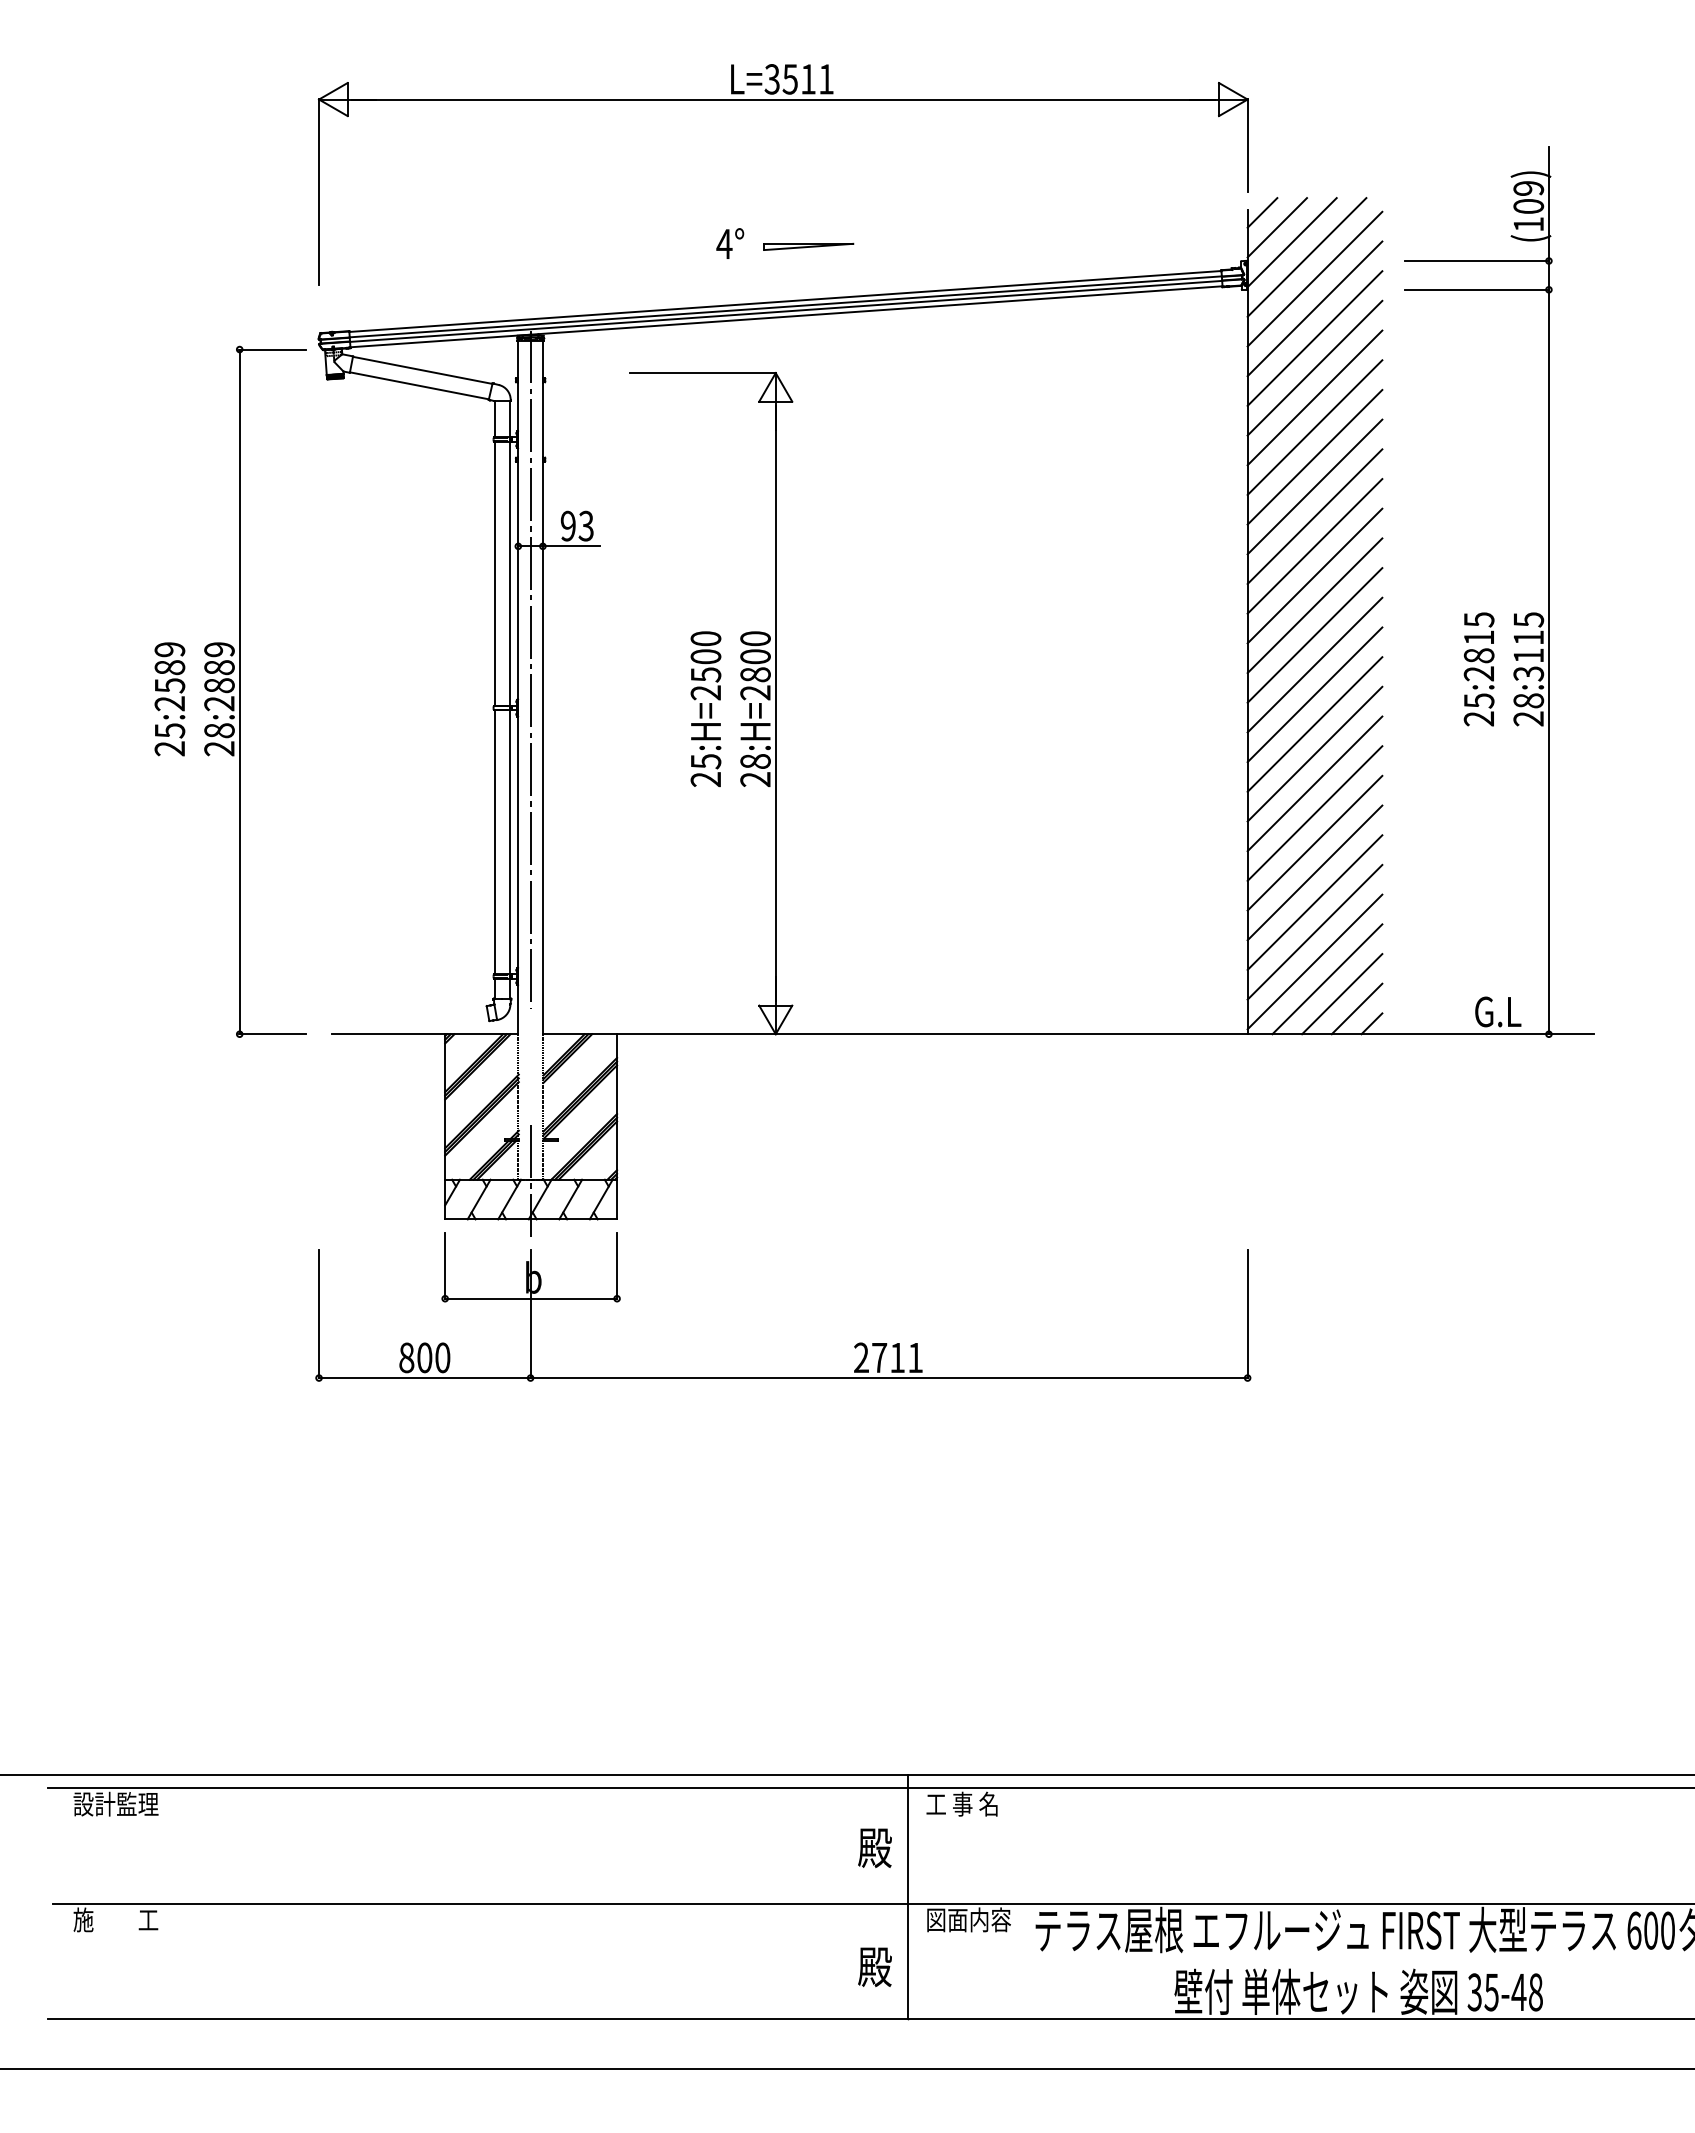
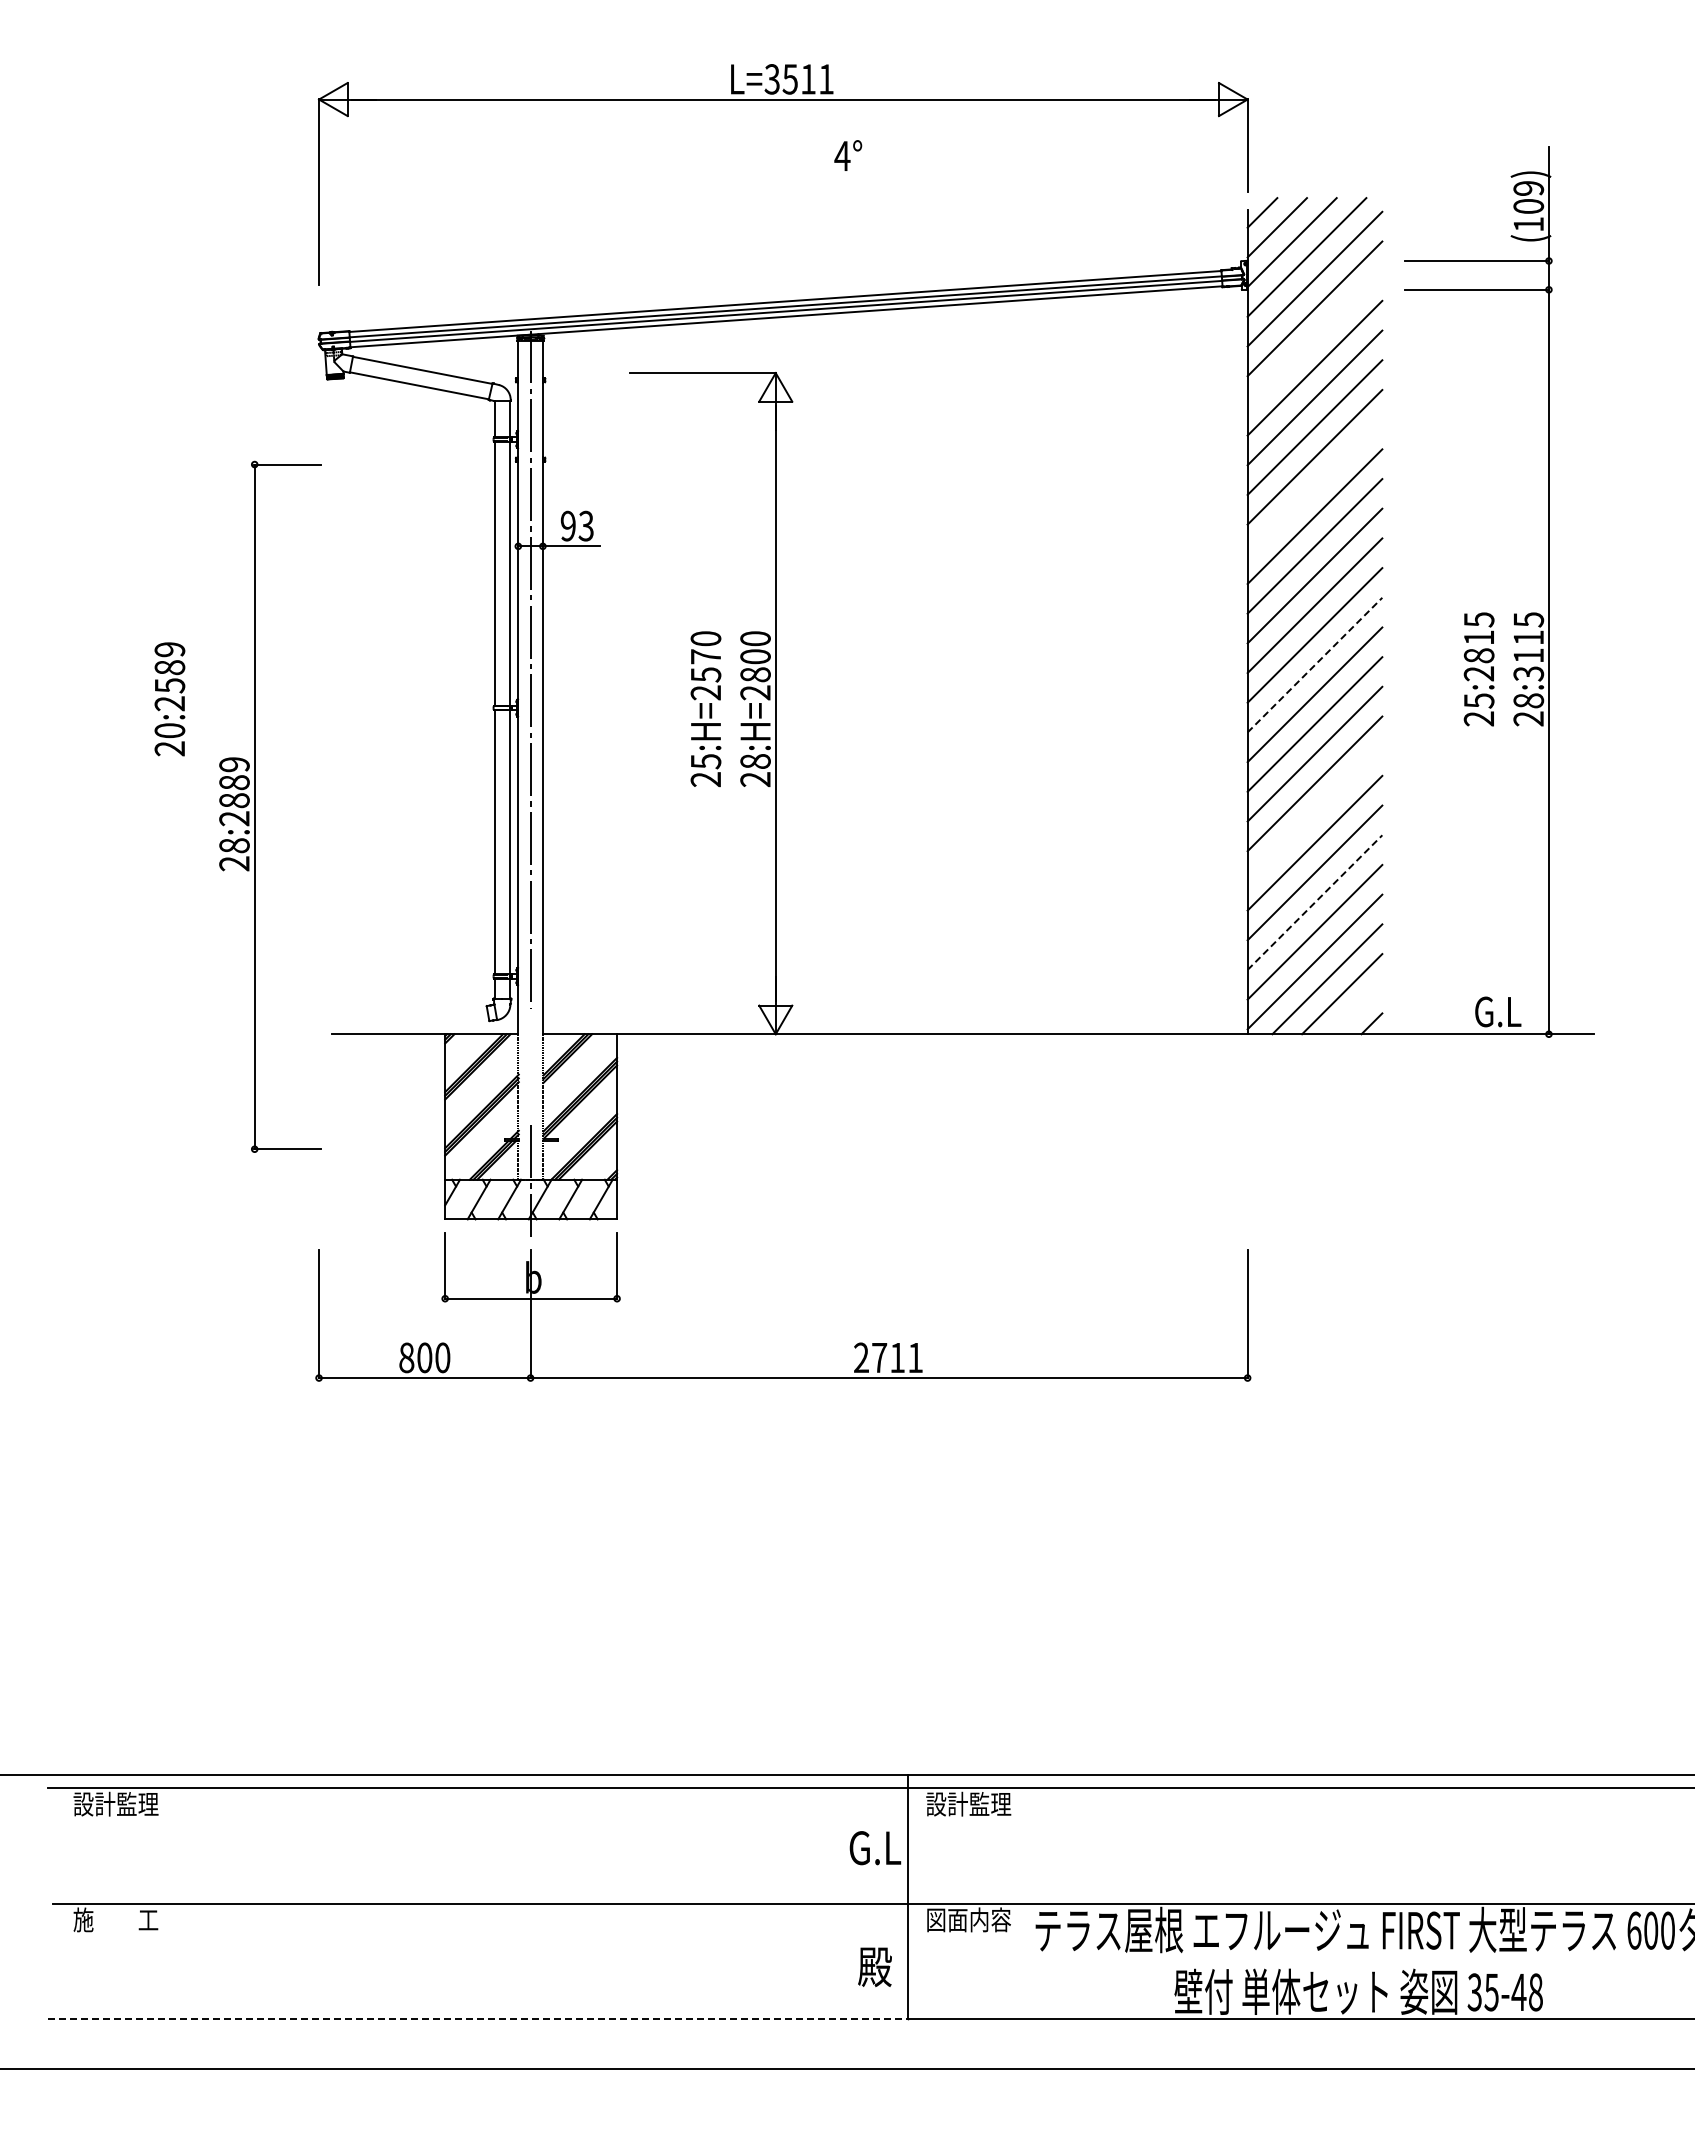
text position: (730, 243) -> (848, 155) (848, 155)
part: present -> none (808, 246)
line: present -> none (1314, 338)
line: present -> none (1314, 486)
text: 25:H=2500 -> 25:H=2570 (705, 656)
line: solid -> dashed (1315, 664)
part position: (240, 691) -> (255, 806) (255, 806)
text: 25:2589 -> 20:2589 (169, 730)
line: present -> none (1314, 813)
line: solid -> dashed (1315, 902)
line: present -> none (1356, 1008)
text: 工 事 名 -> 設計監理 (968, 1803)
text: 殿 -> G.L (875, 1848)
line: solid -> dashed (478, 2019)
